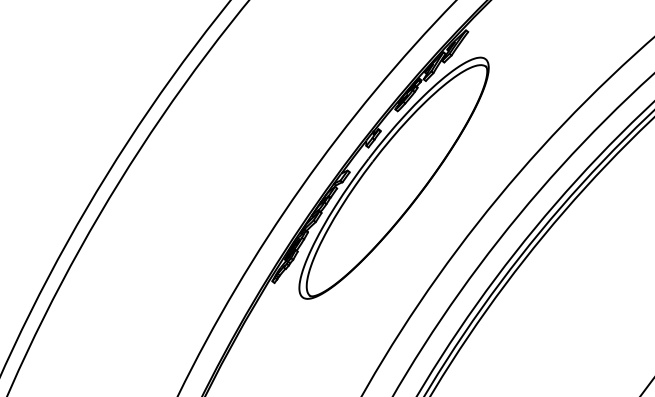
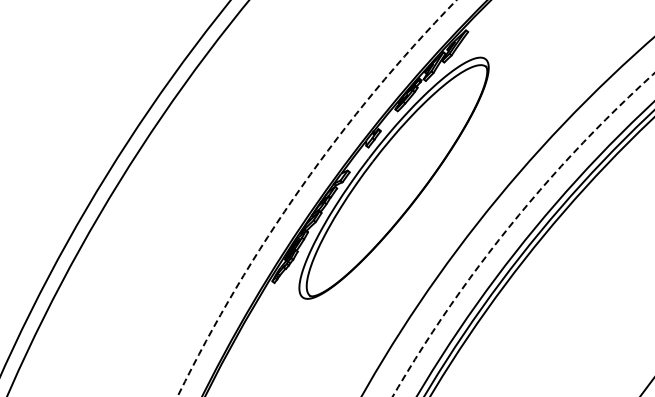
arc: solid -> dashed (301, 186)
circle: solid -> dashed (523, 234)
